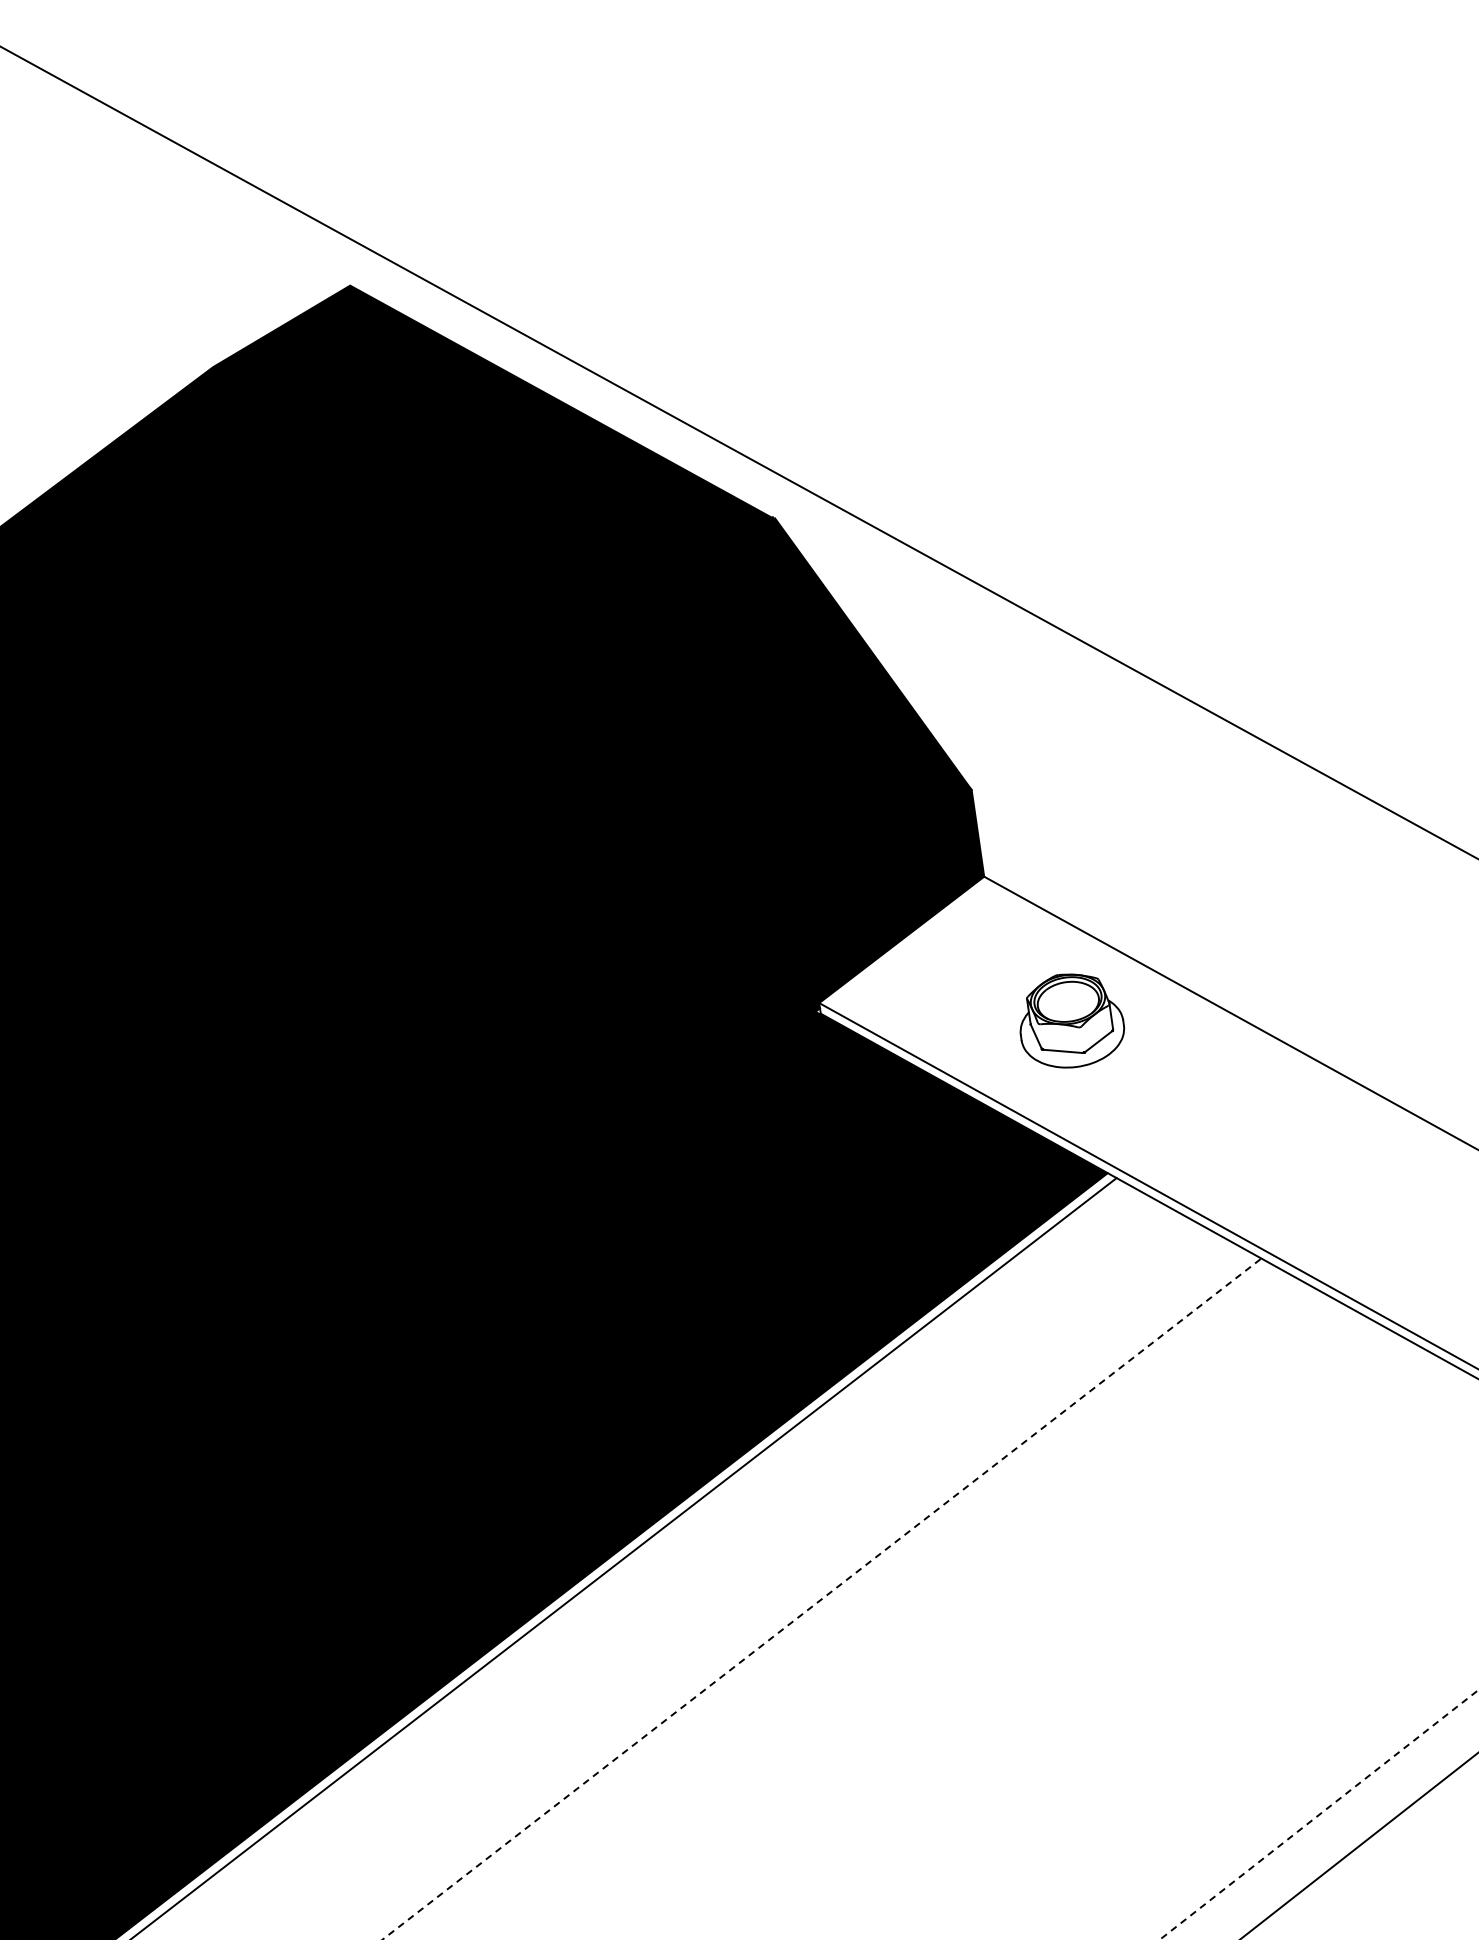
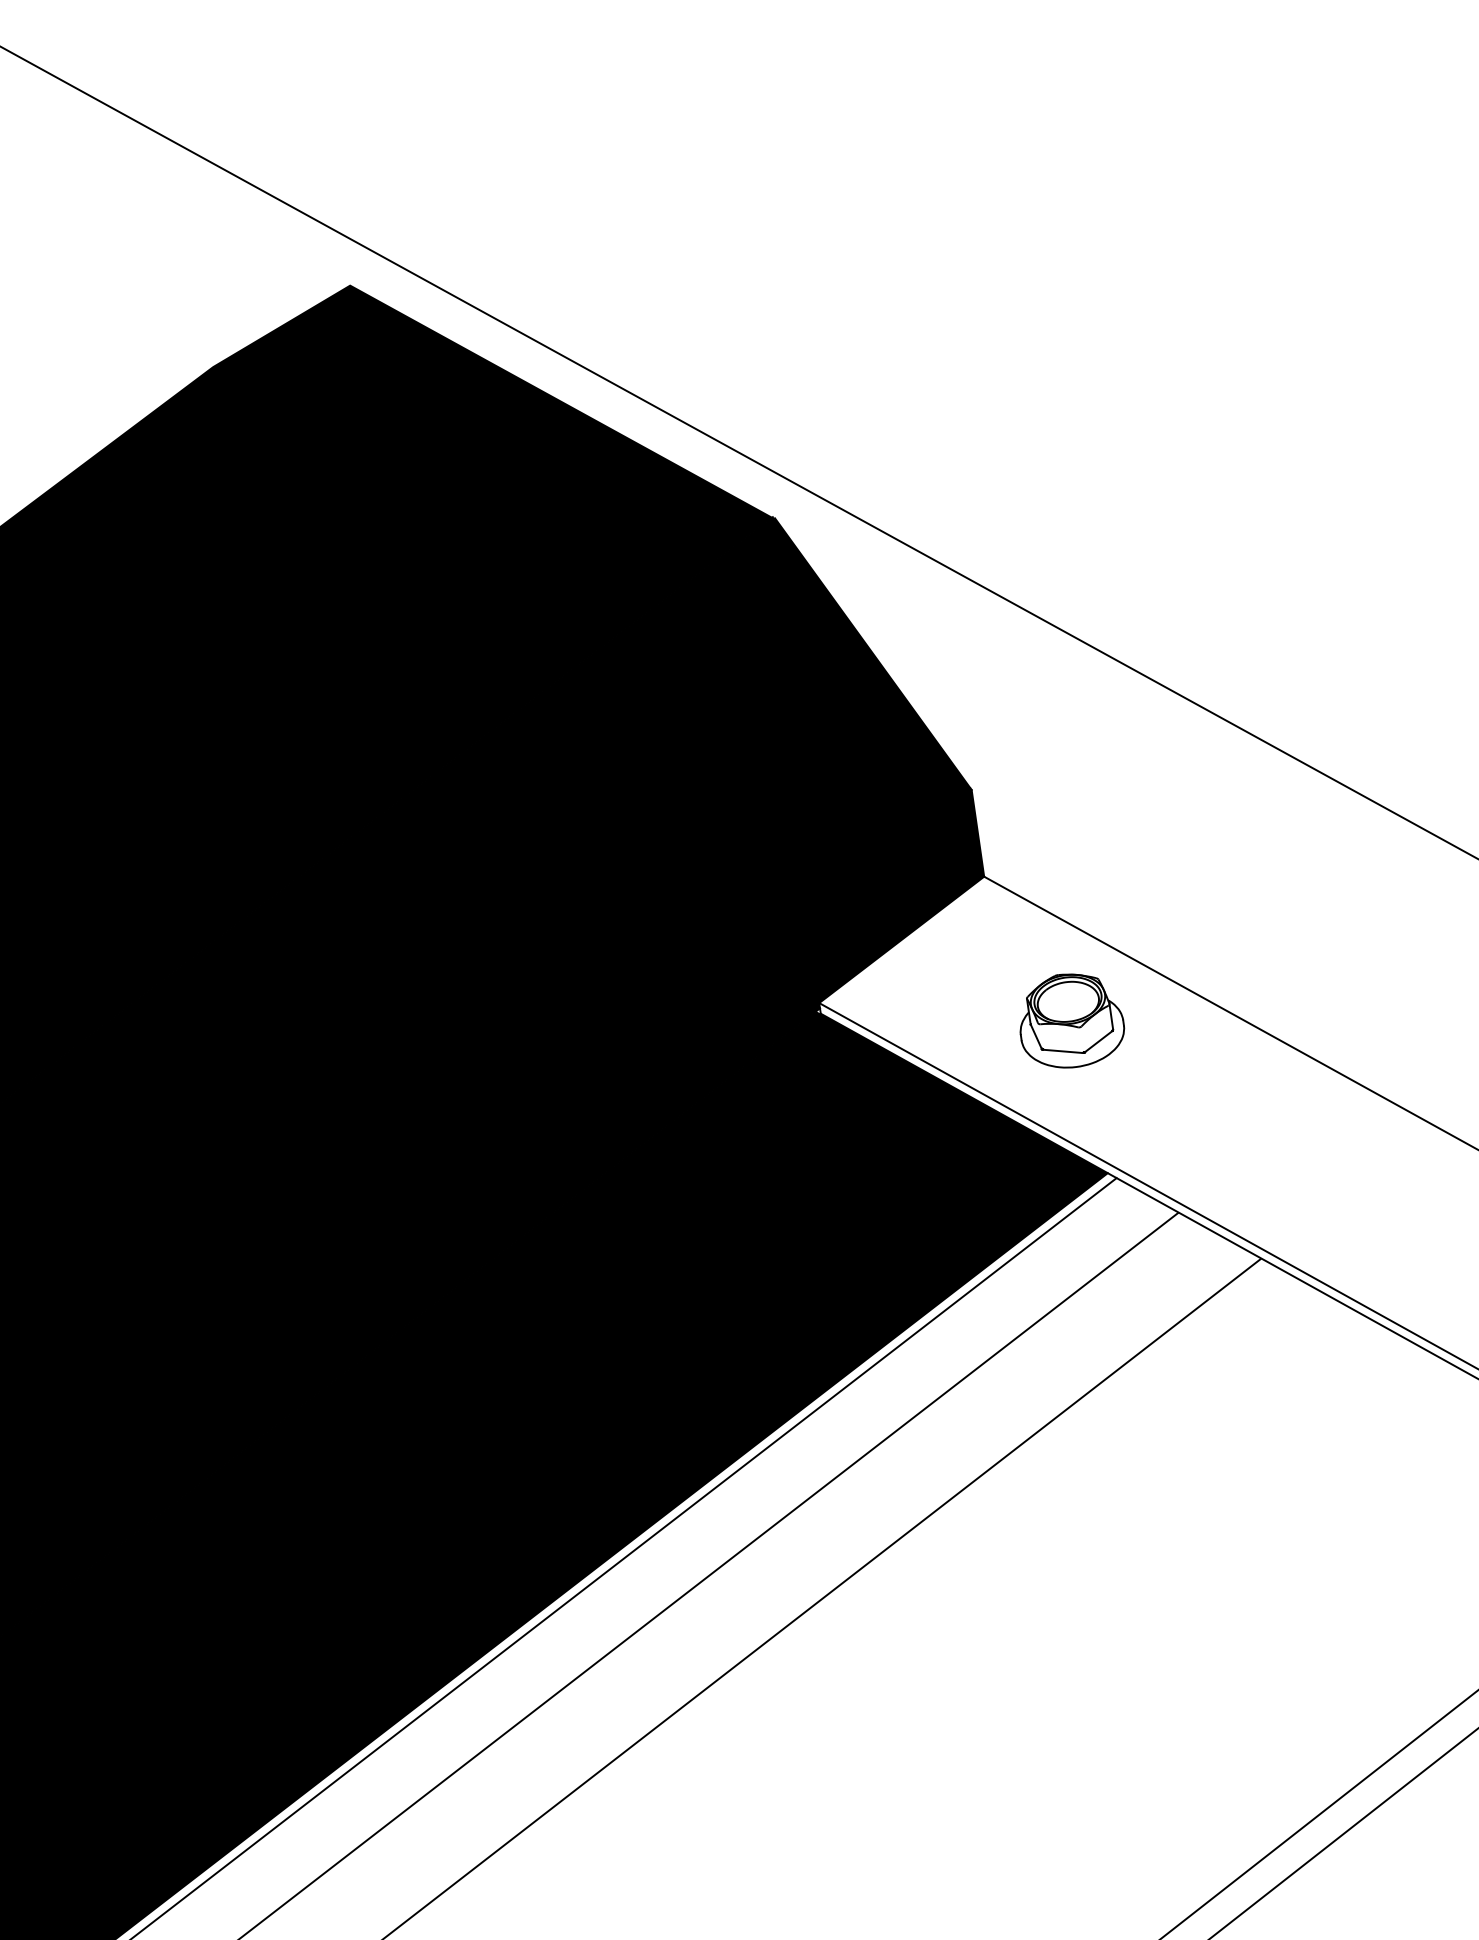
line: none -> present (709, 1574)
line: dashed -> solid (821, 1599)
line: dashed -> solid (1318, 1815)
line position: (1359, 1845) -> (1343, 1833) (1343, 1833)
